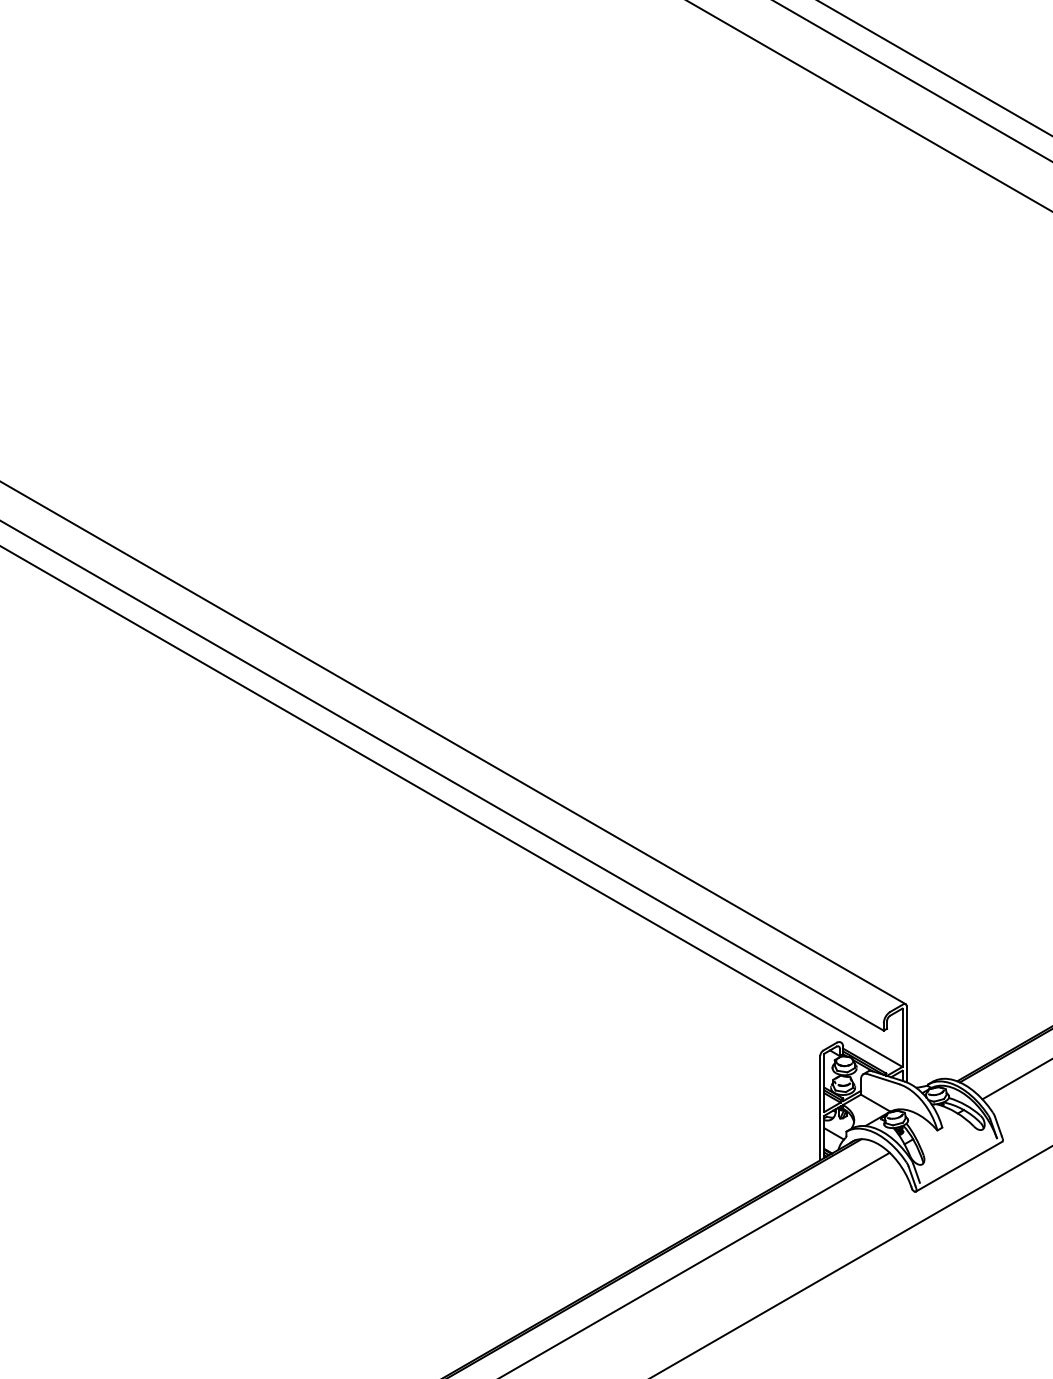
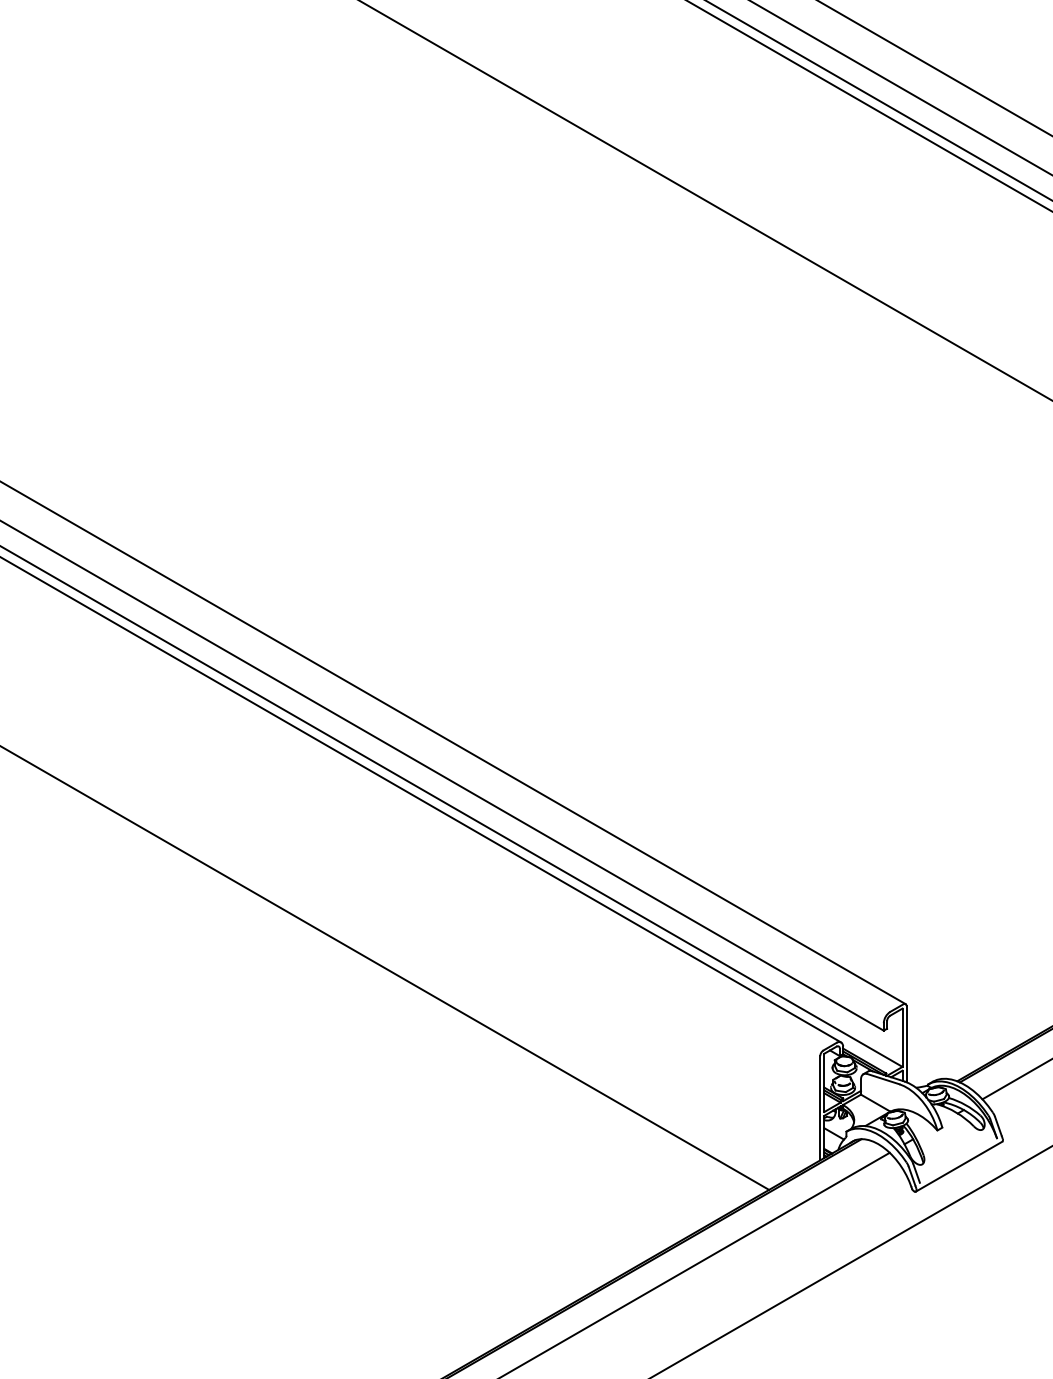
line position: (912, 81) -> (900, 87) (900, 87)
line: none -> present (878, 100)
line: none -> present (705, 200)
line: none -> present (421, 800)
line: none -> present (385, 968)
